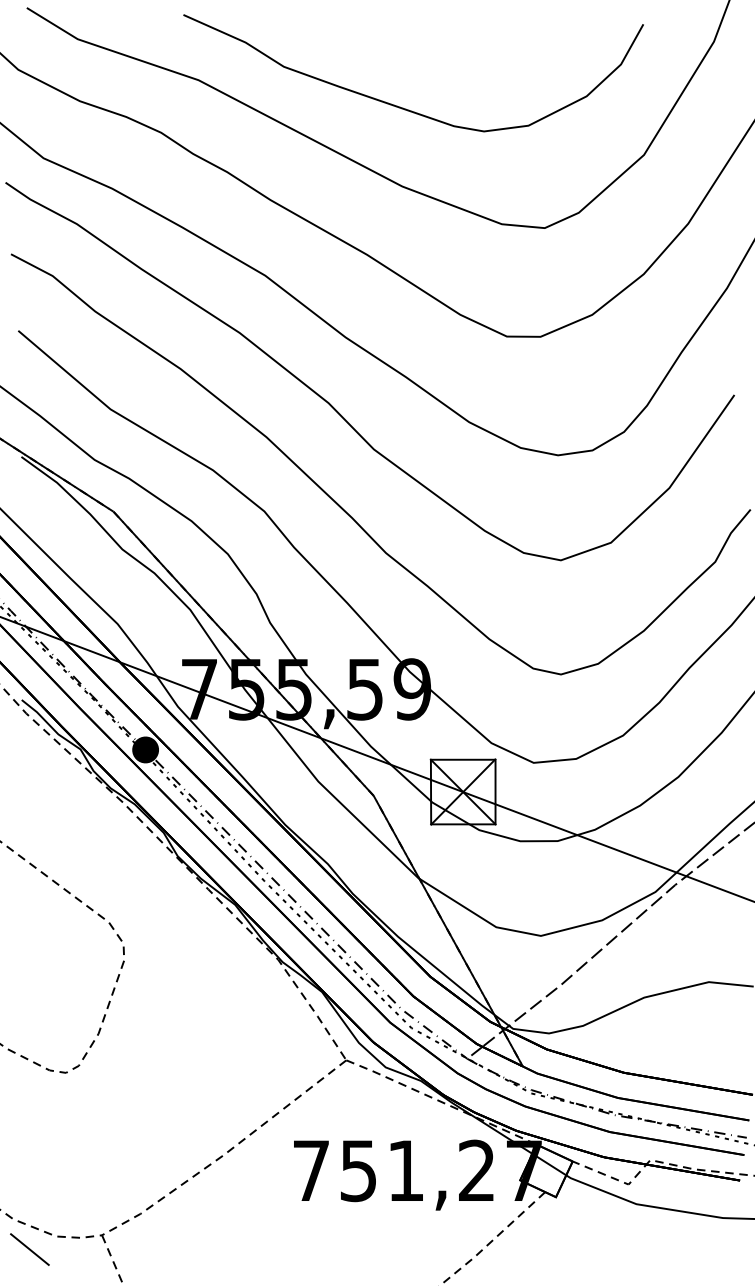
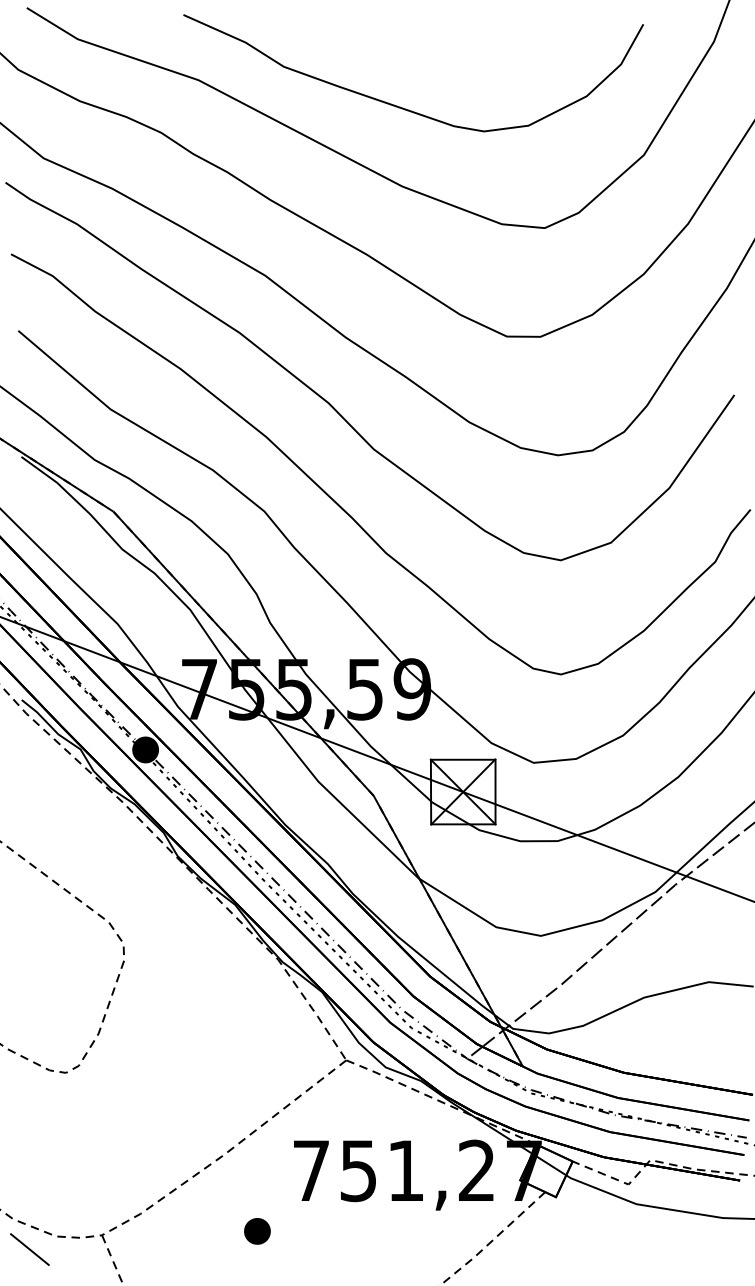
part: none -> present (257, 1231)
